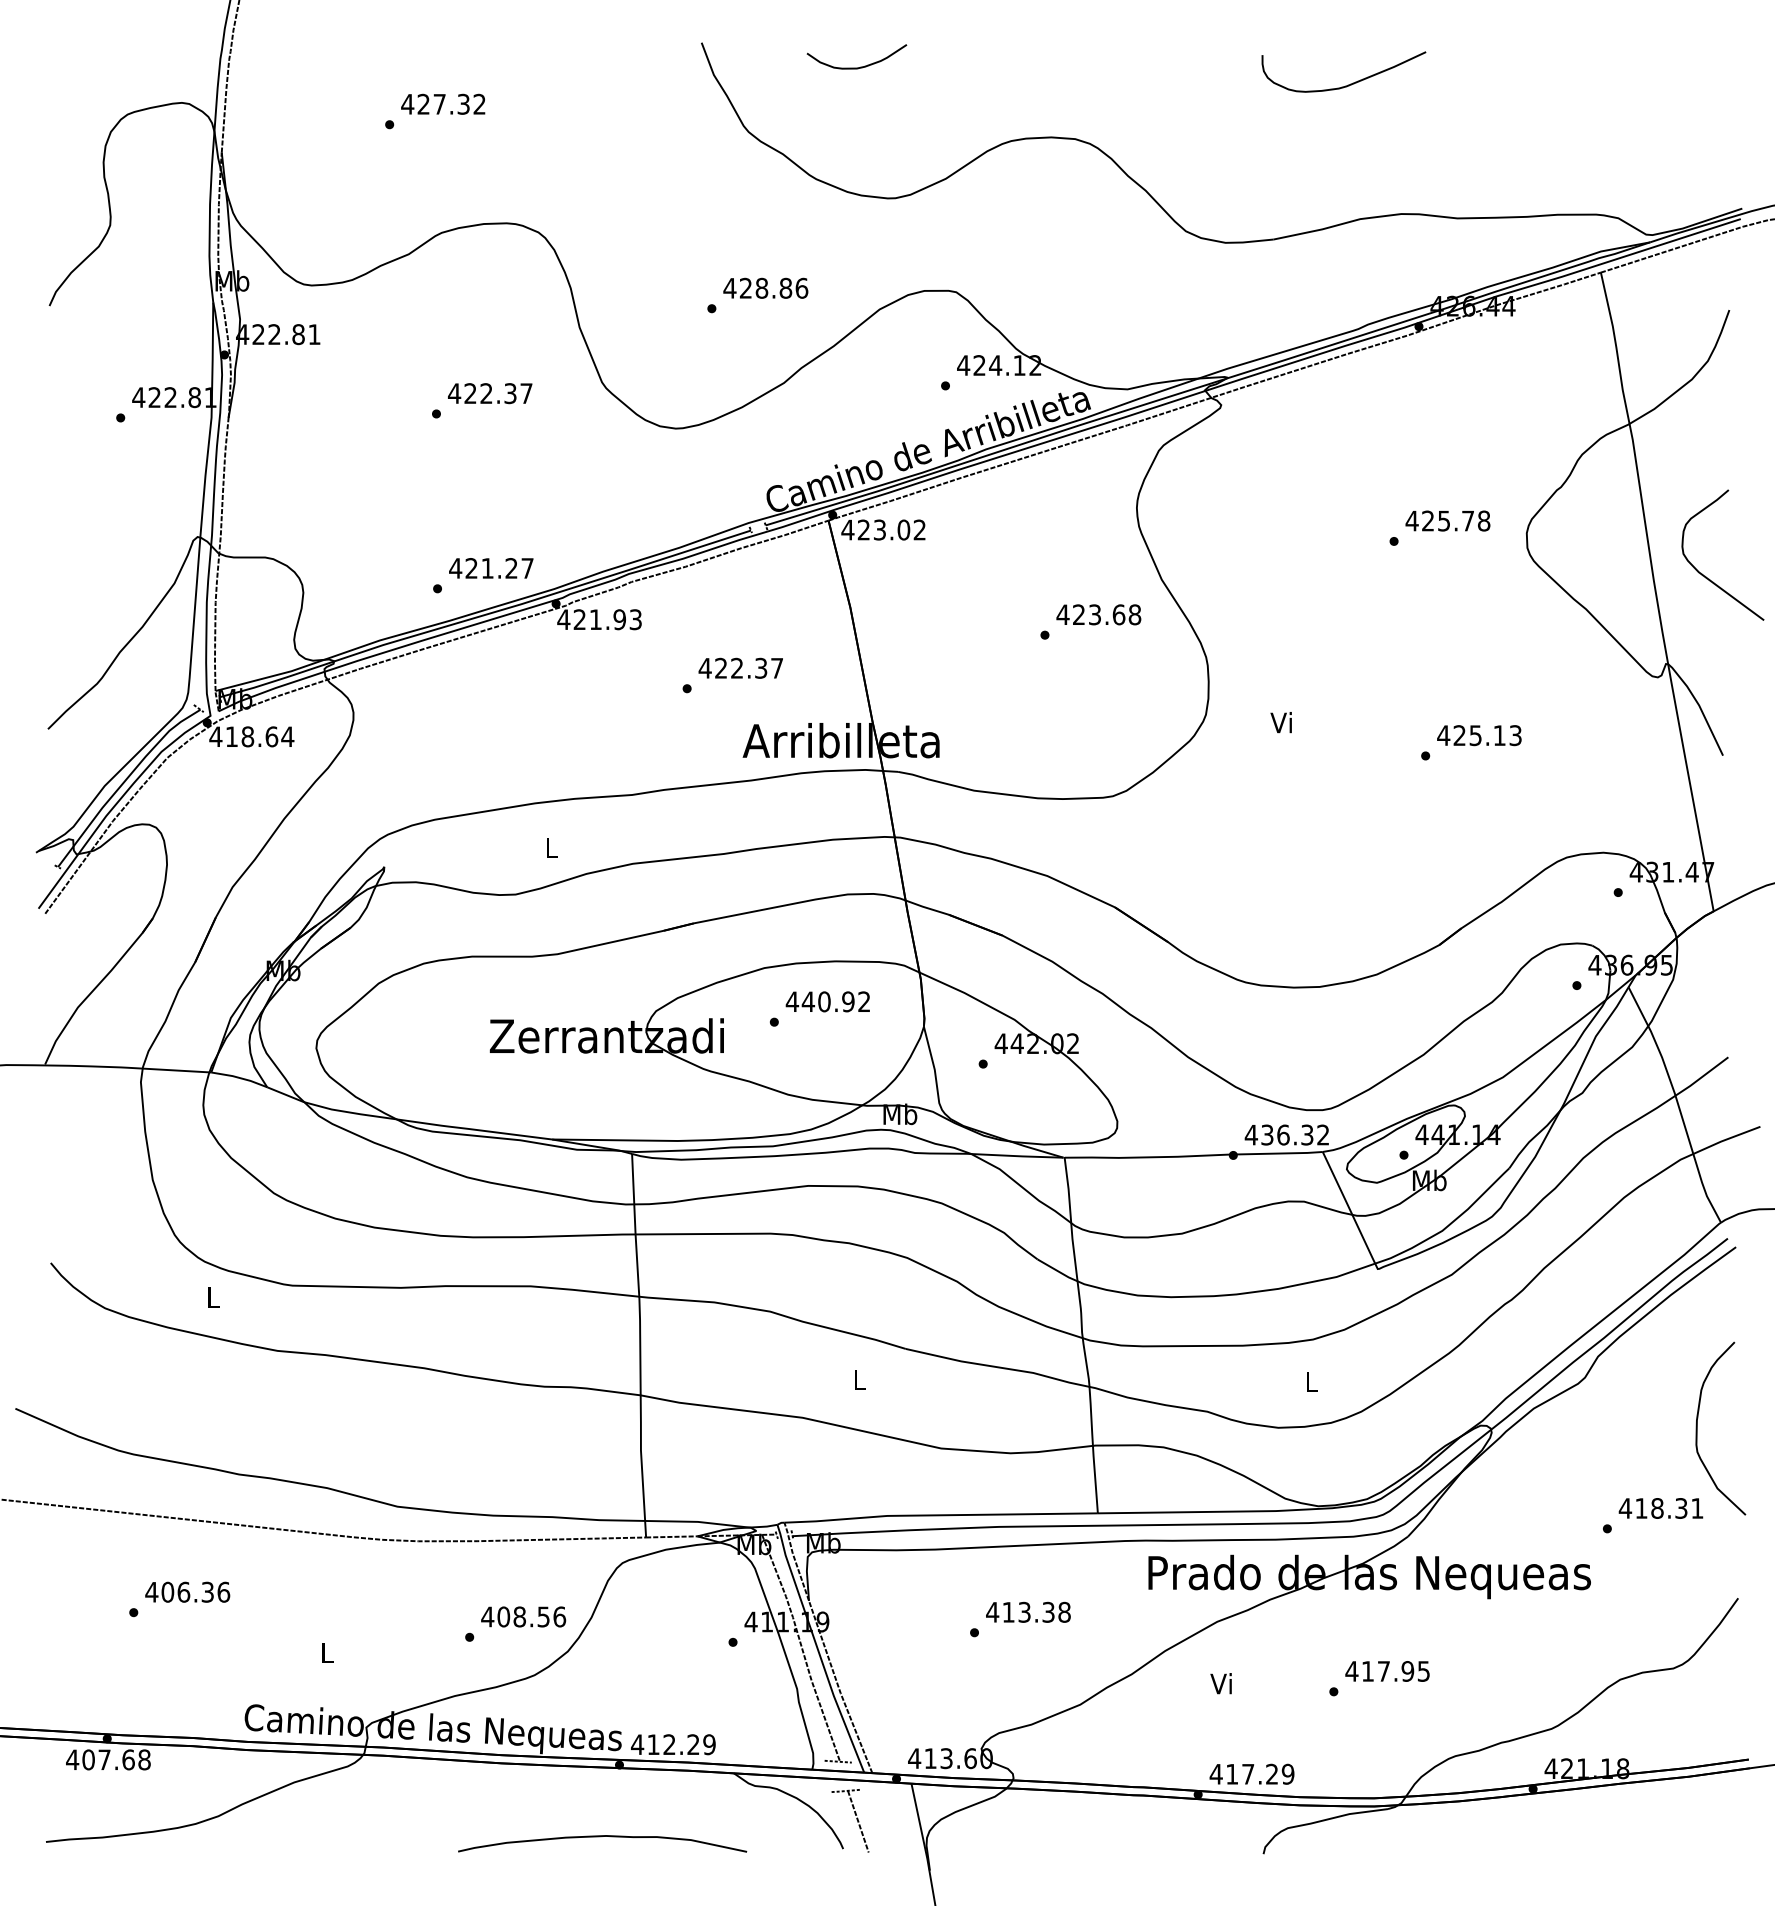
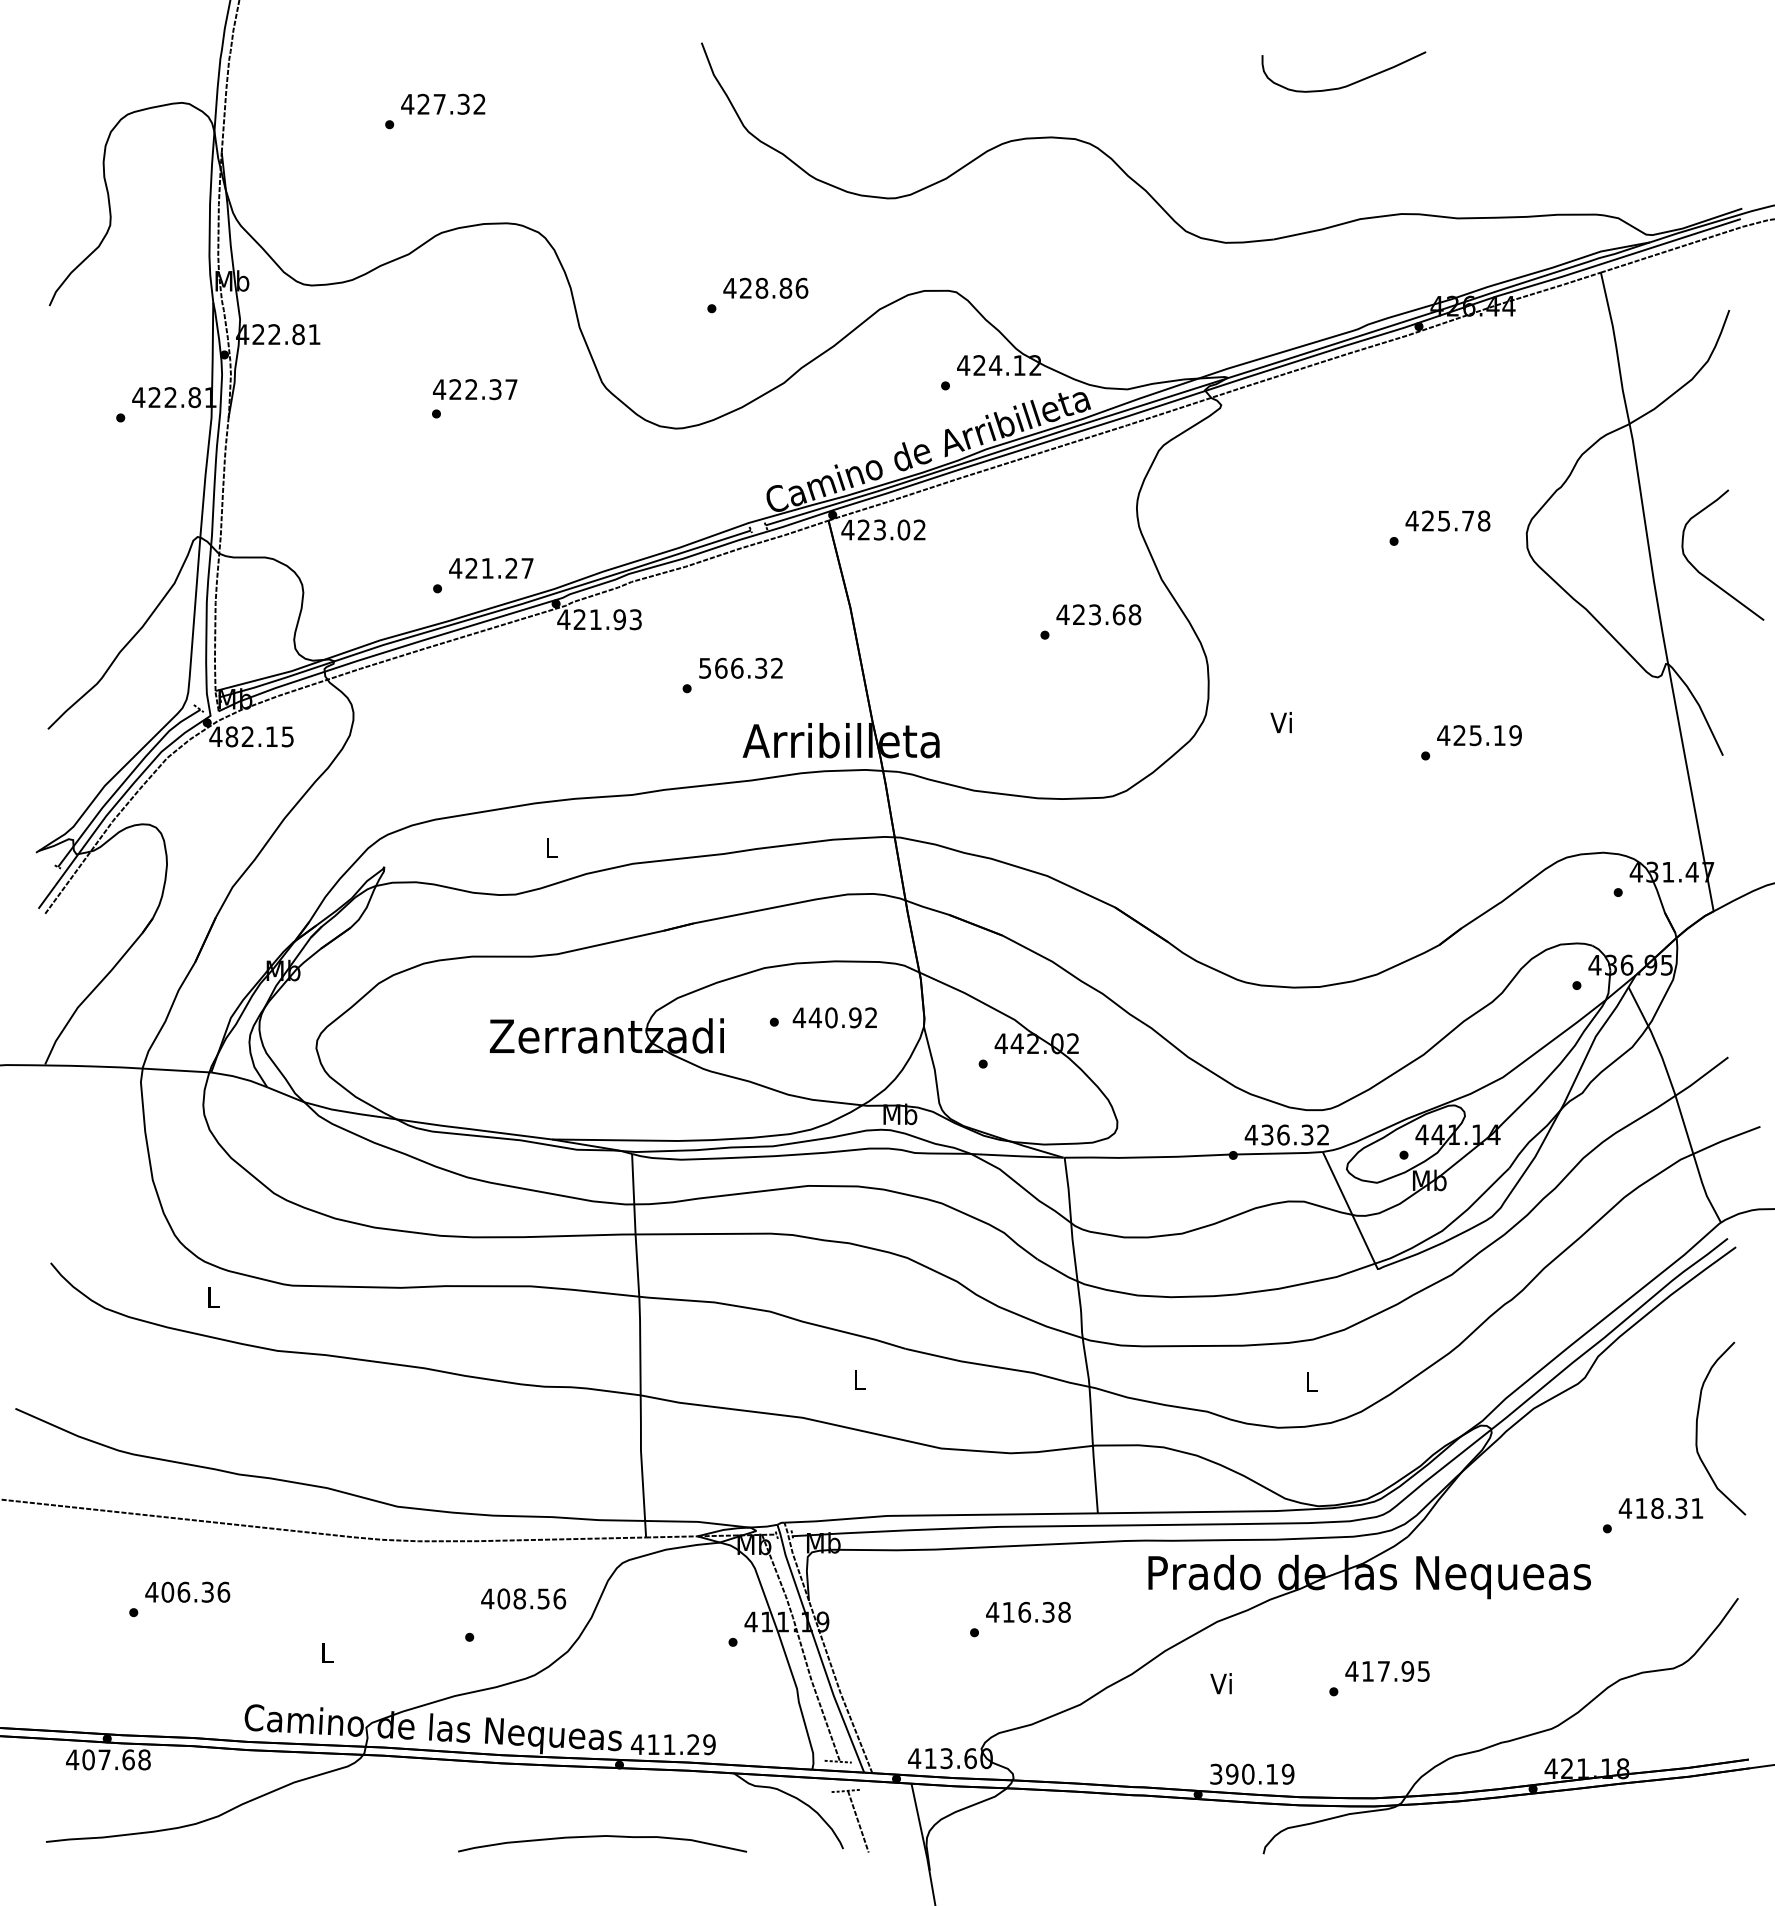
curve: present -> none (860, 66)
text position: (490, 393) -> (475, 389) (475, 389)
text: 422.37 -> 566.32 (740, 667)
text: 425.13 -> 425.19 (1515, 735)
text: 418.64 -> 482.15 (259, 736)
text position: (827, 1001) -> (834, 1017) (834, 1017)
text: 413.38 -> 416.38 (1024, 1611)
text position: (523, 1616) -> (523, 1598) (523, 1598)
text: 412.29 -> 411.29 (669, 1744)
text: 417.29 -> 390.19 (1243, 1773)
